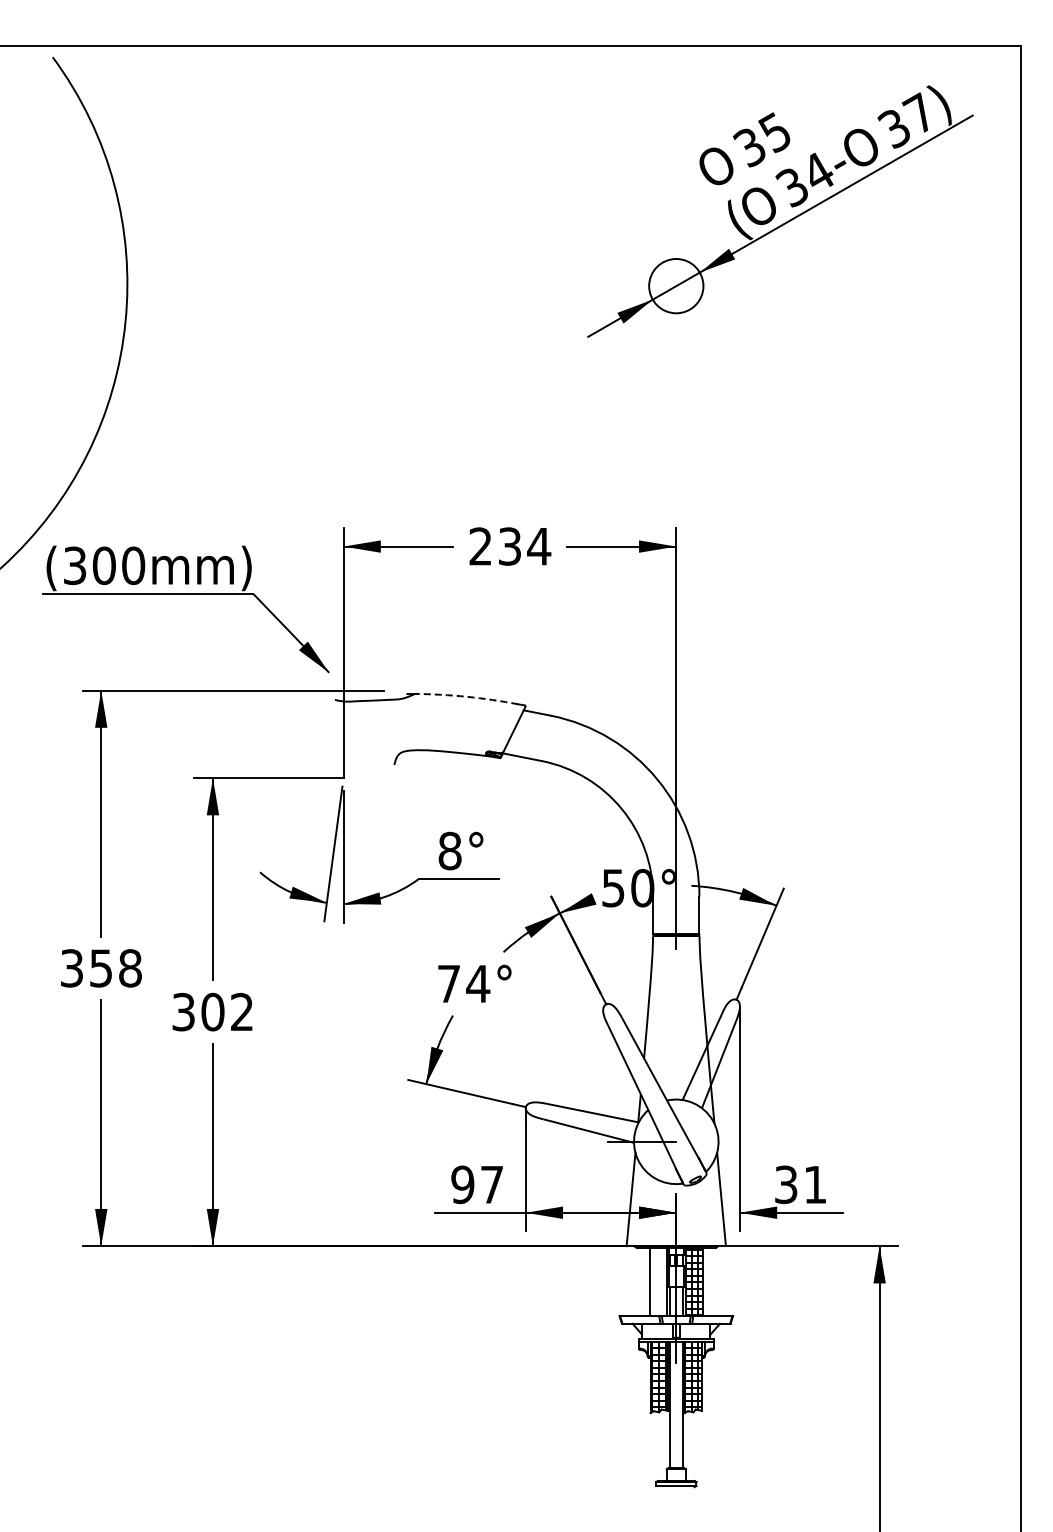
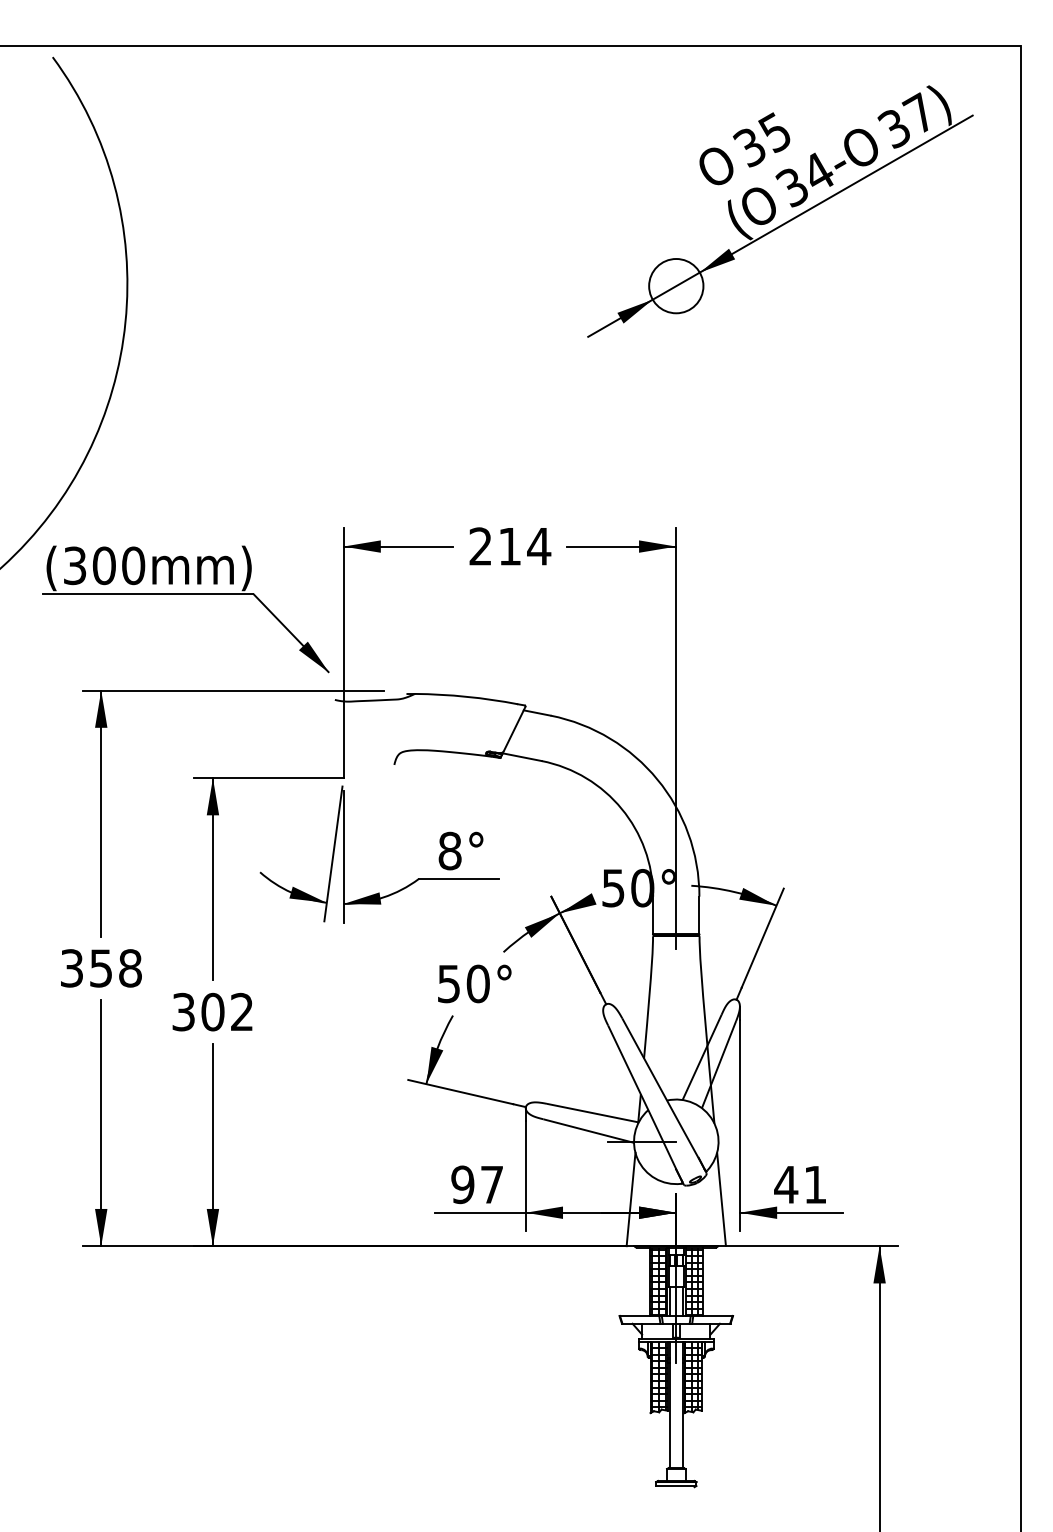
text: 234 -> 214 (509, 546)
arc: dashed -> solid (466, 696)
text: 74° -> 50° (464, 983)
text: 31 -> 41 (786, 1184)
hatch: none -> present (657, 1281)
